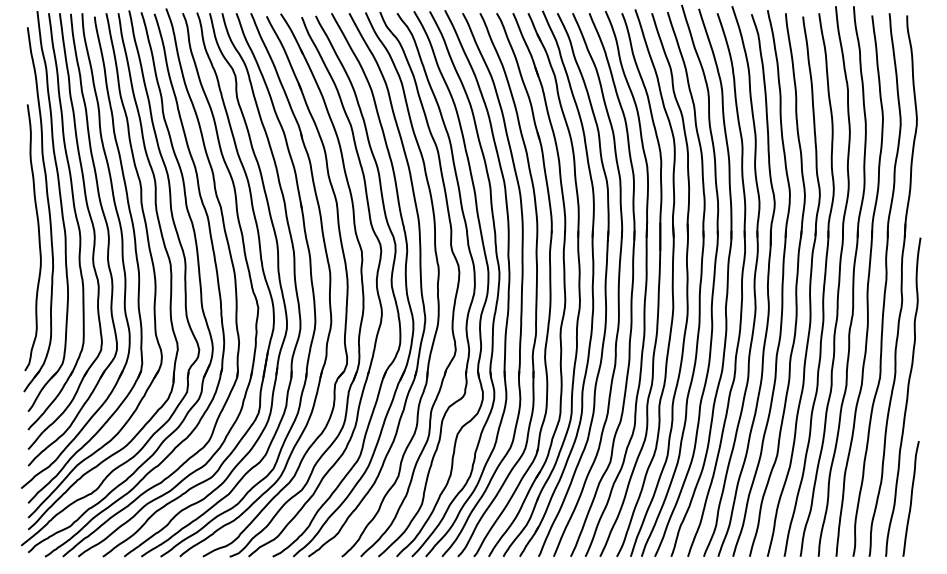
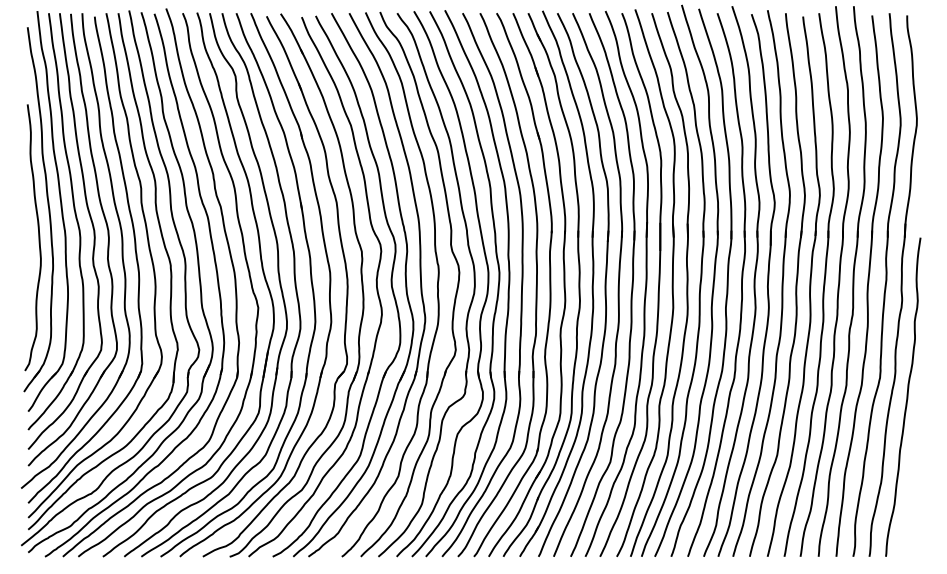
curve: present -> none (910, 498)
